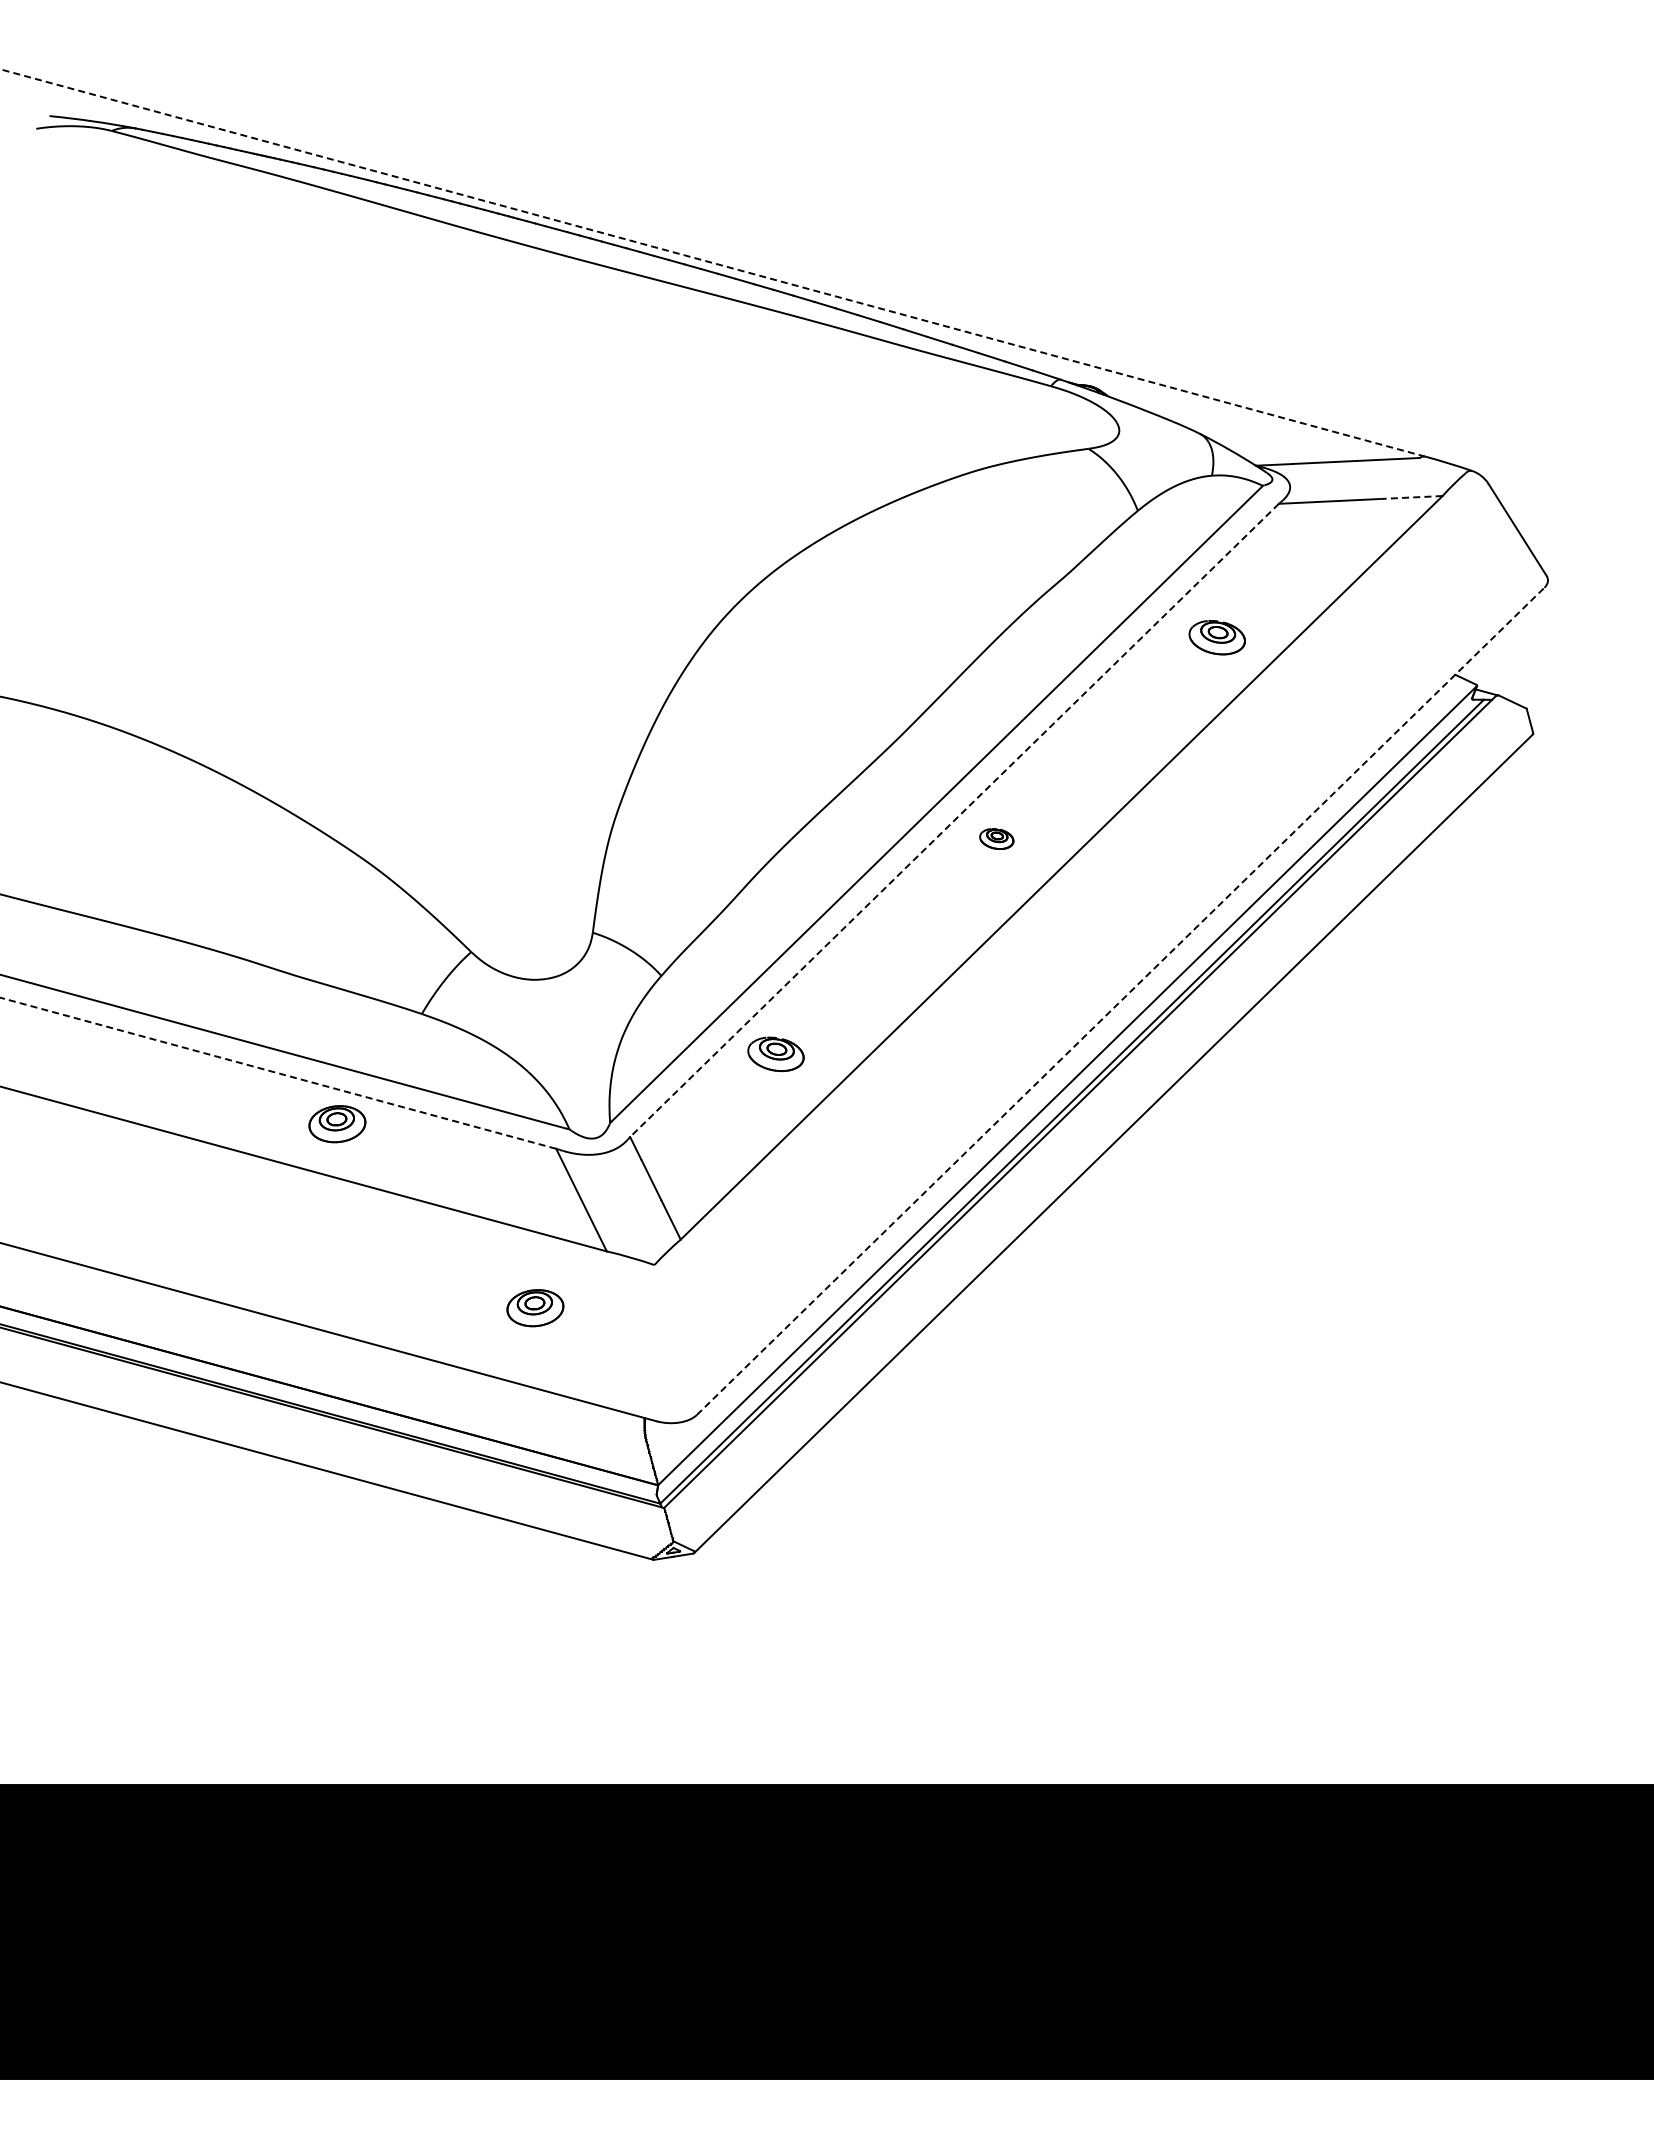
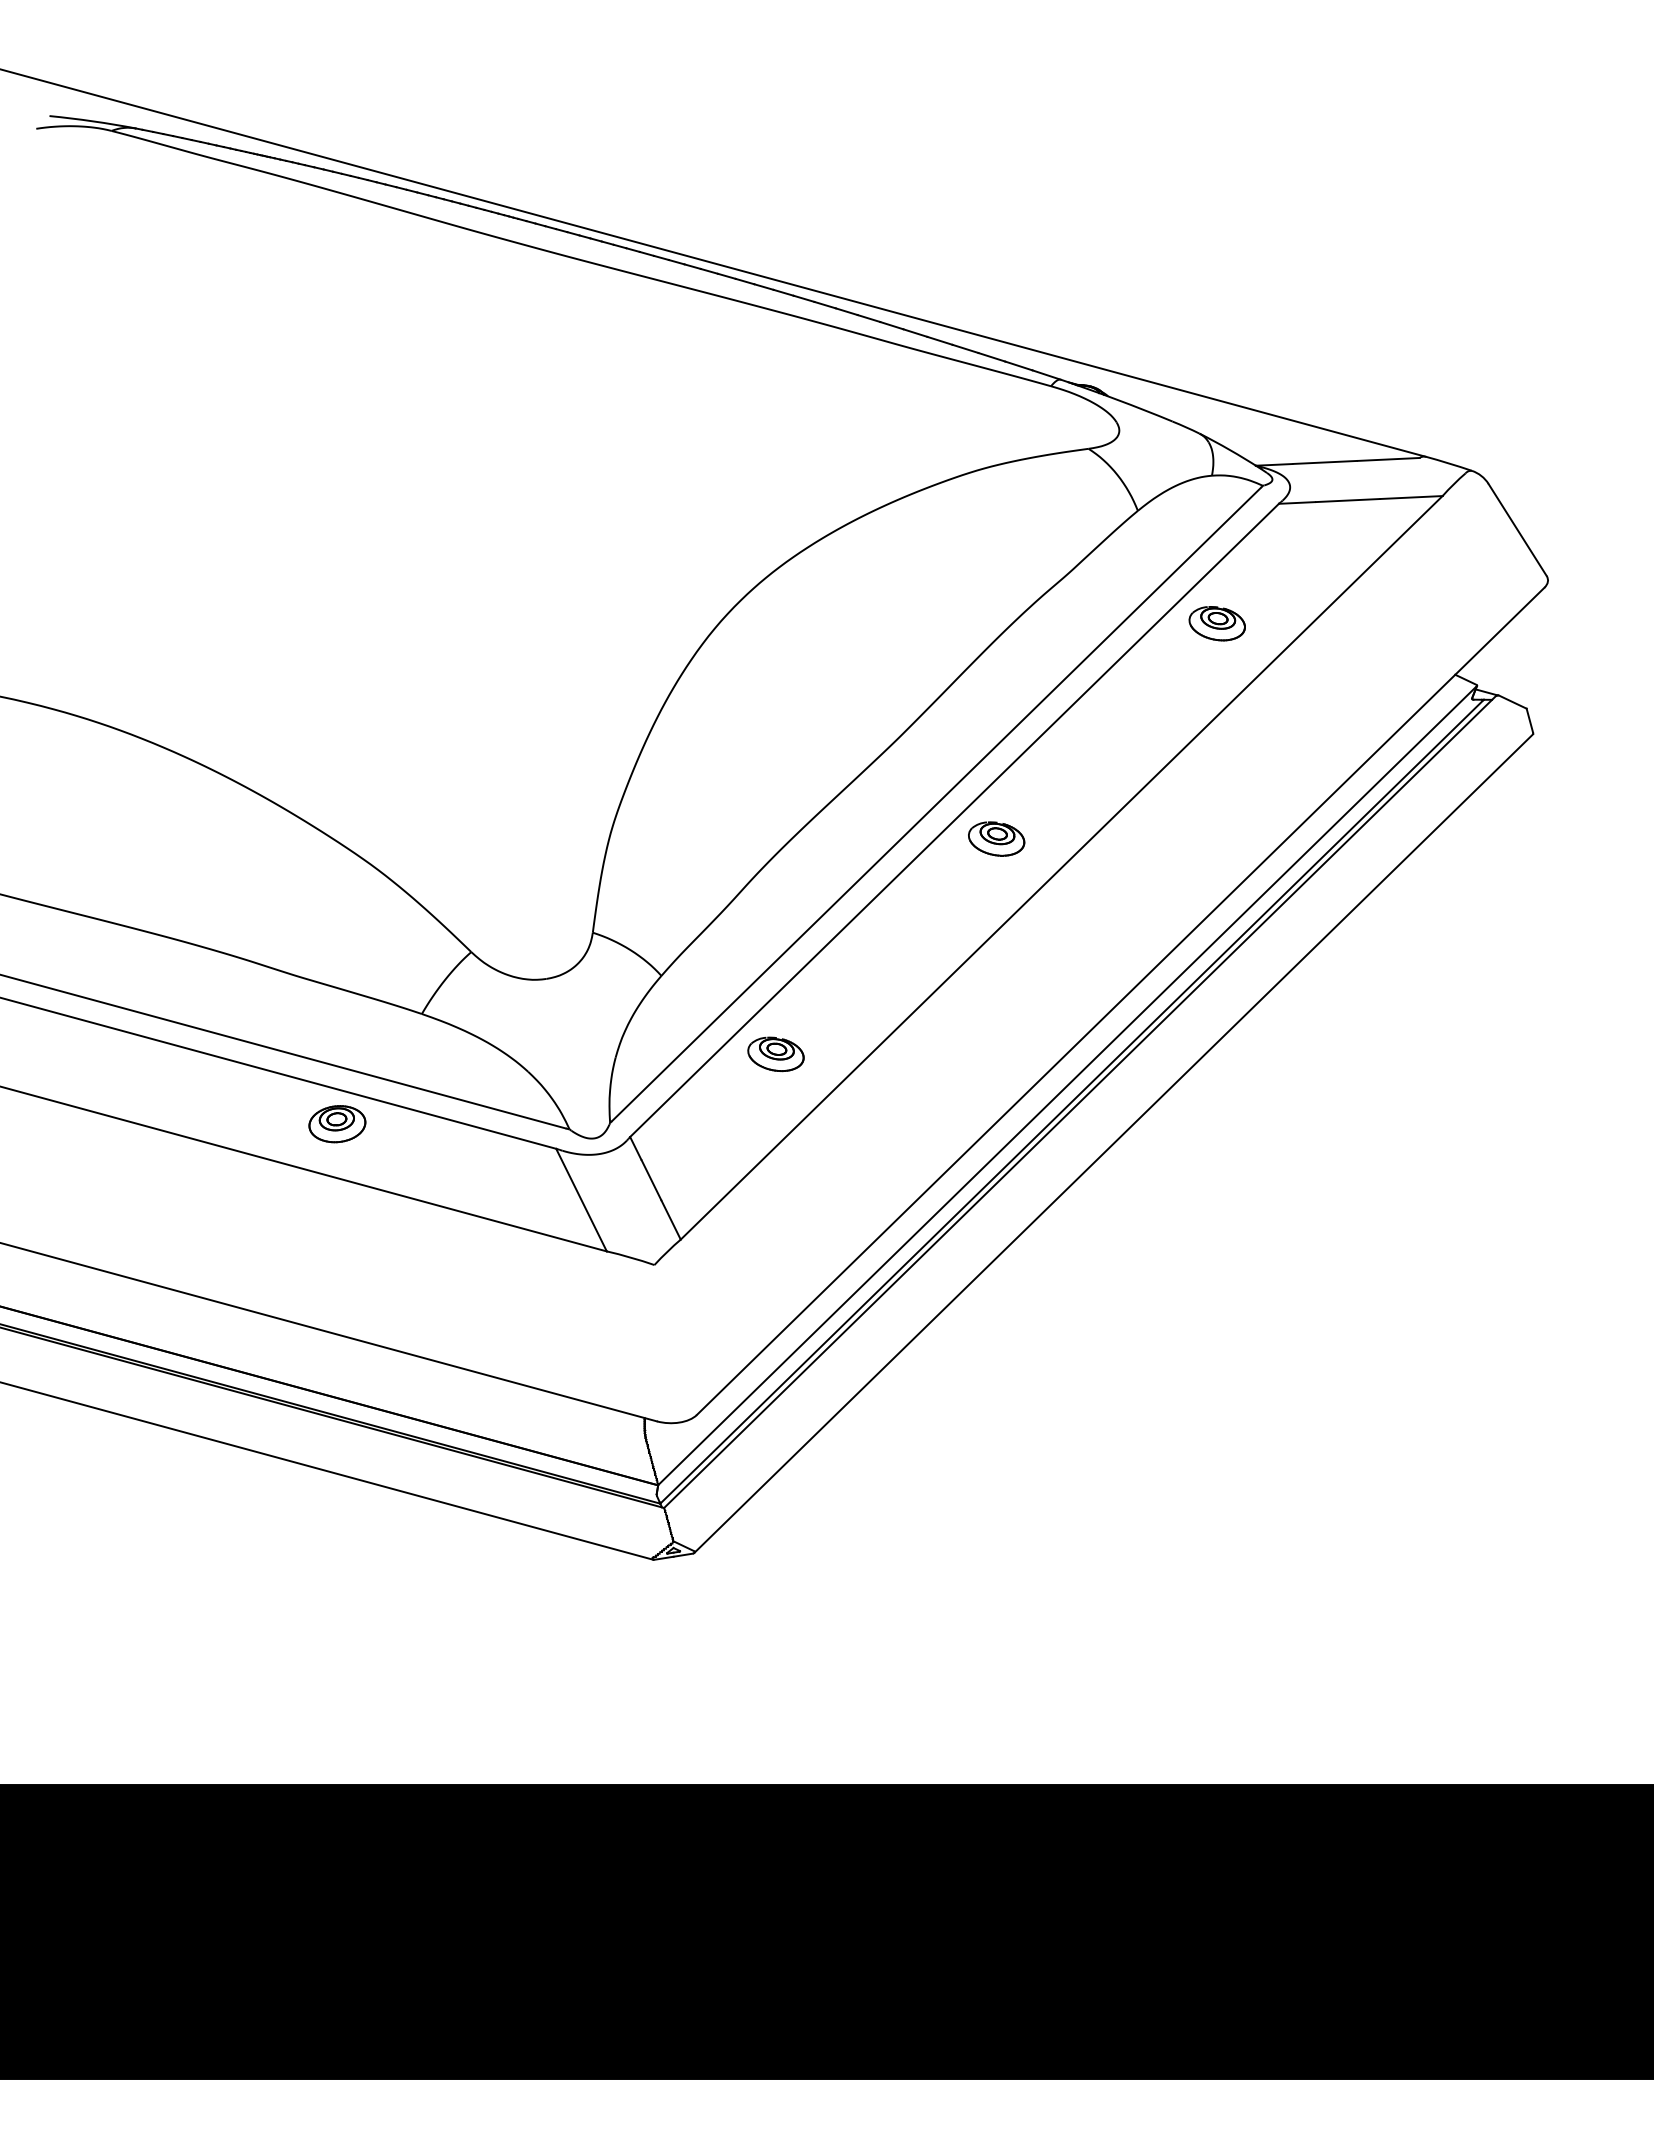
line: dashed -> solid (712, 262)
line: dashed -> solid (1411, 497)
part position: (1216, 637) -> (1216, 623) (1216, 623)
line: dashed -> solid (954, 820)
part size: 36x22 px -> 58x36 px (996, 838)
line: dashed -> solid (1121, 1001)
line: dashed -> solid (278, 1073)
part: present -> none (535, 1308)
